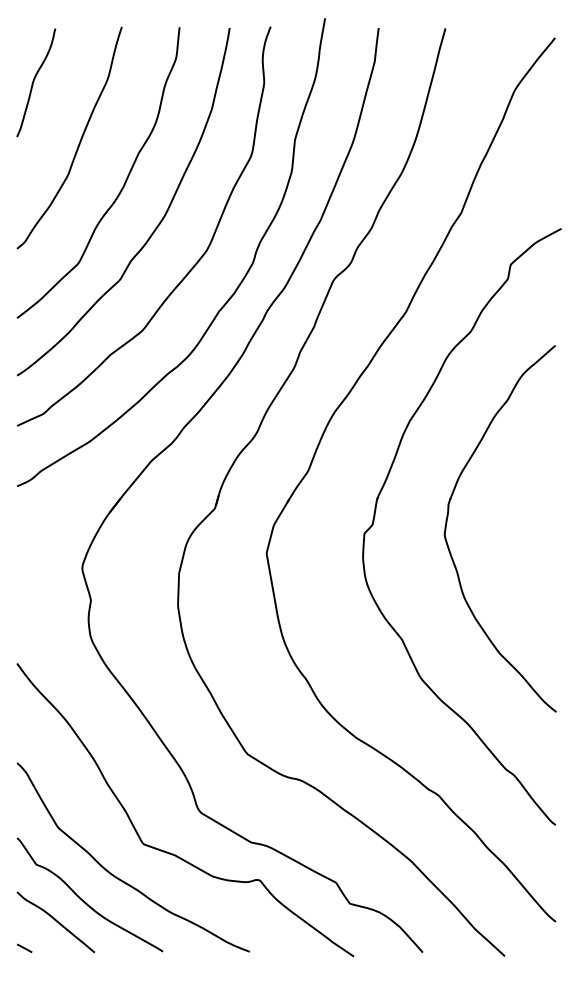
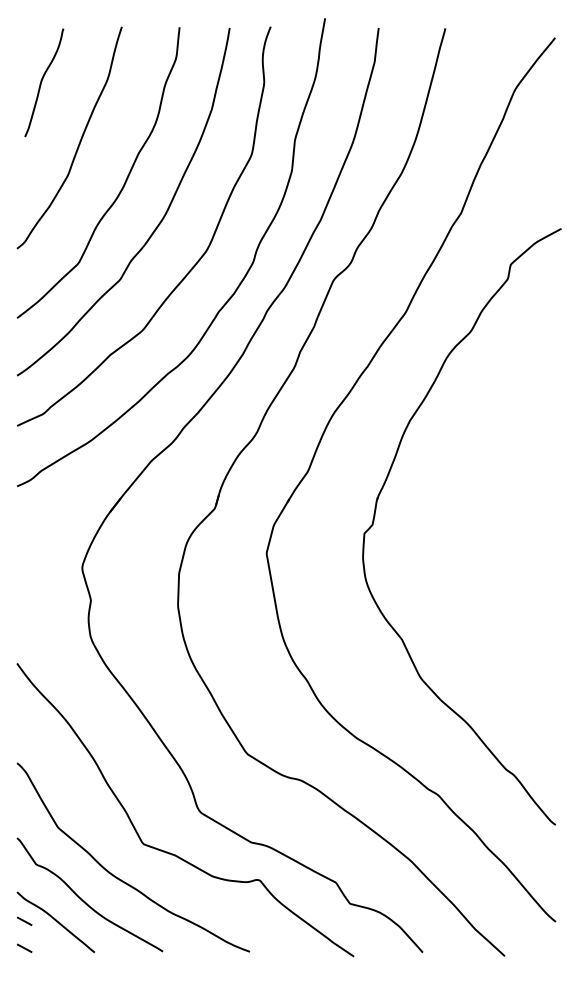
curve position: (34, 81) -> (42, 81) (42, 81)
part: present -> none (448, 517)
line: none -> present (24, 920)
